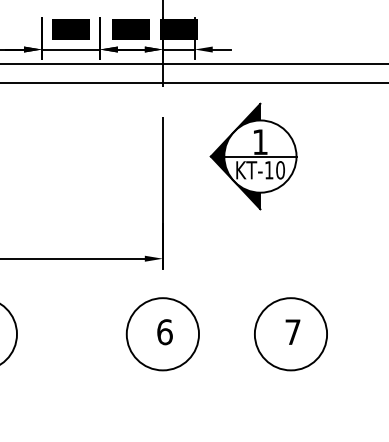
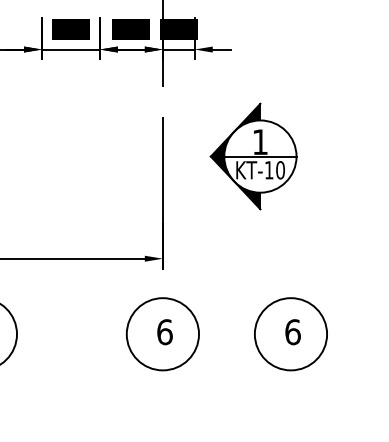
line: present -> none (193, 63)
line: present -> none (193, 82)
text: 7 -> 6 (292, 332)
